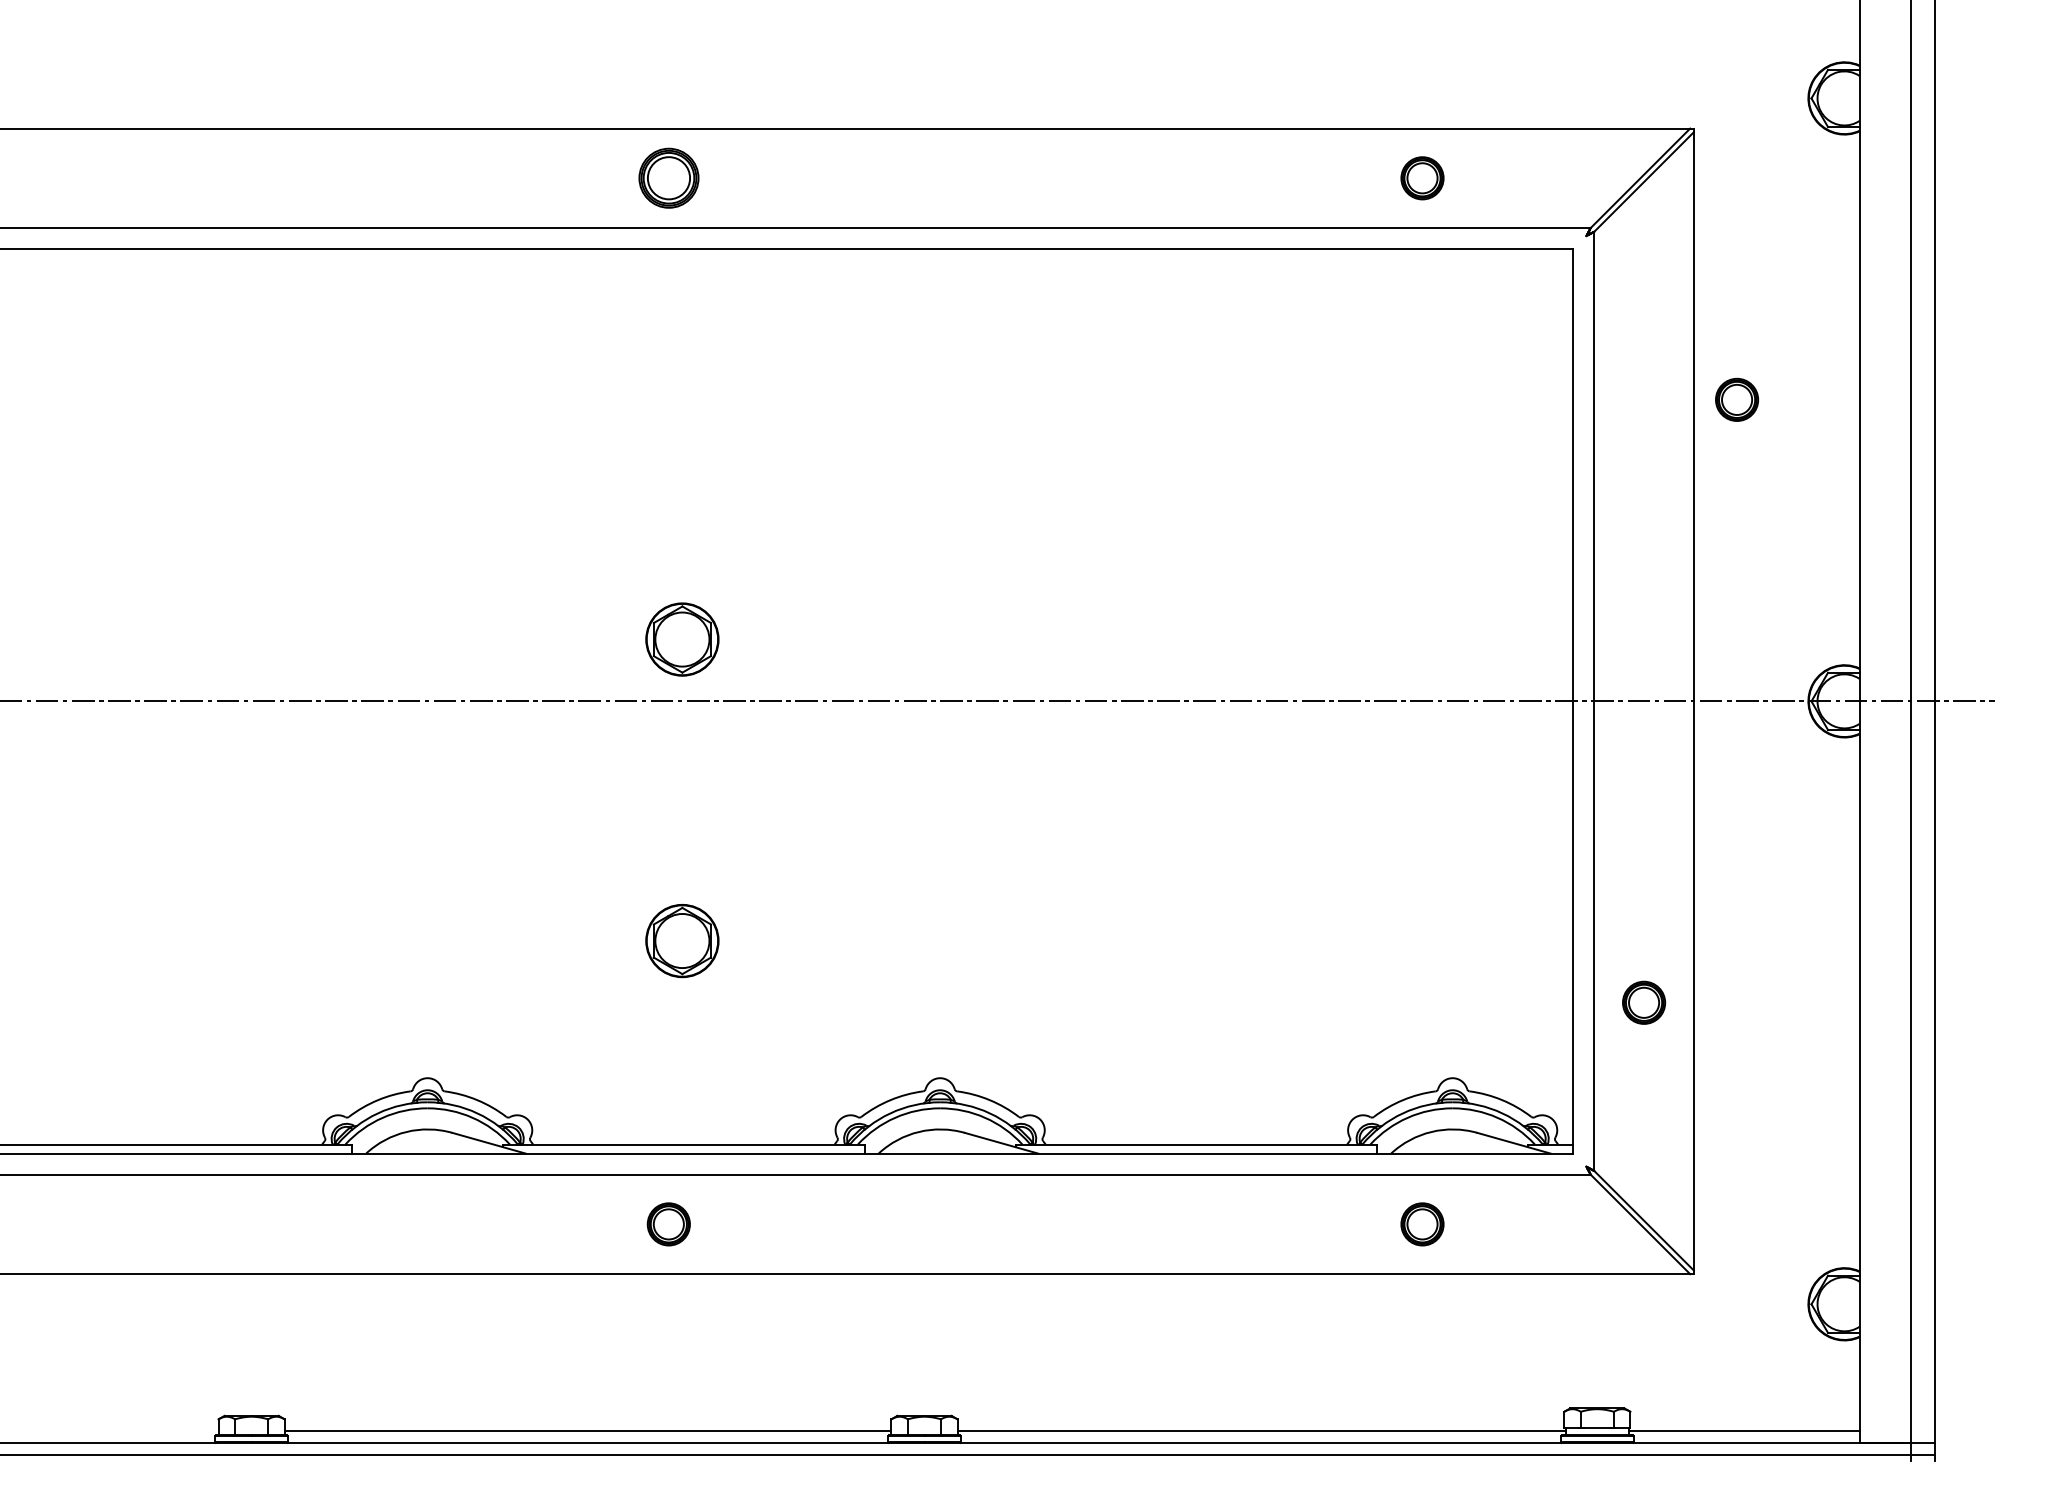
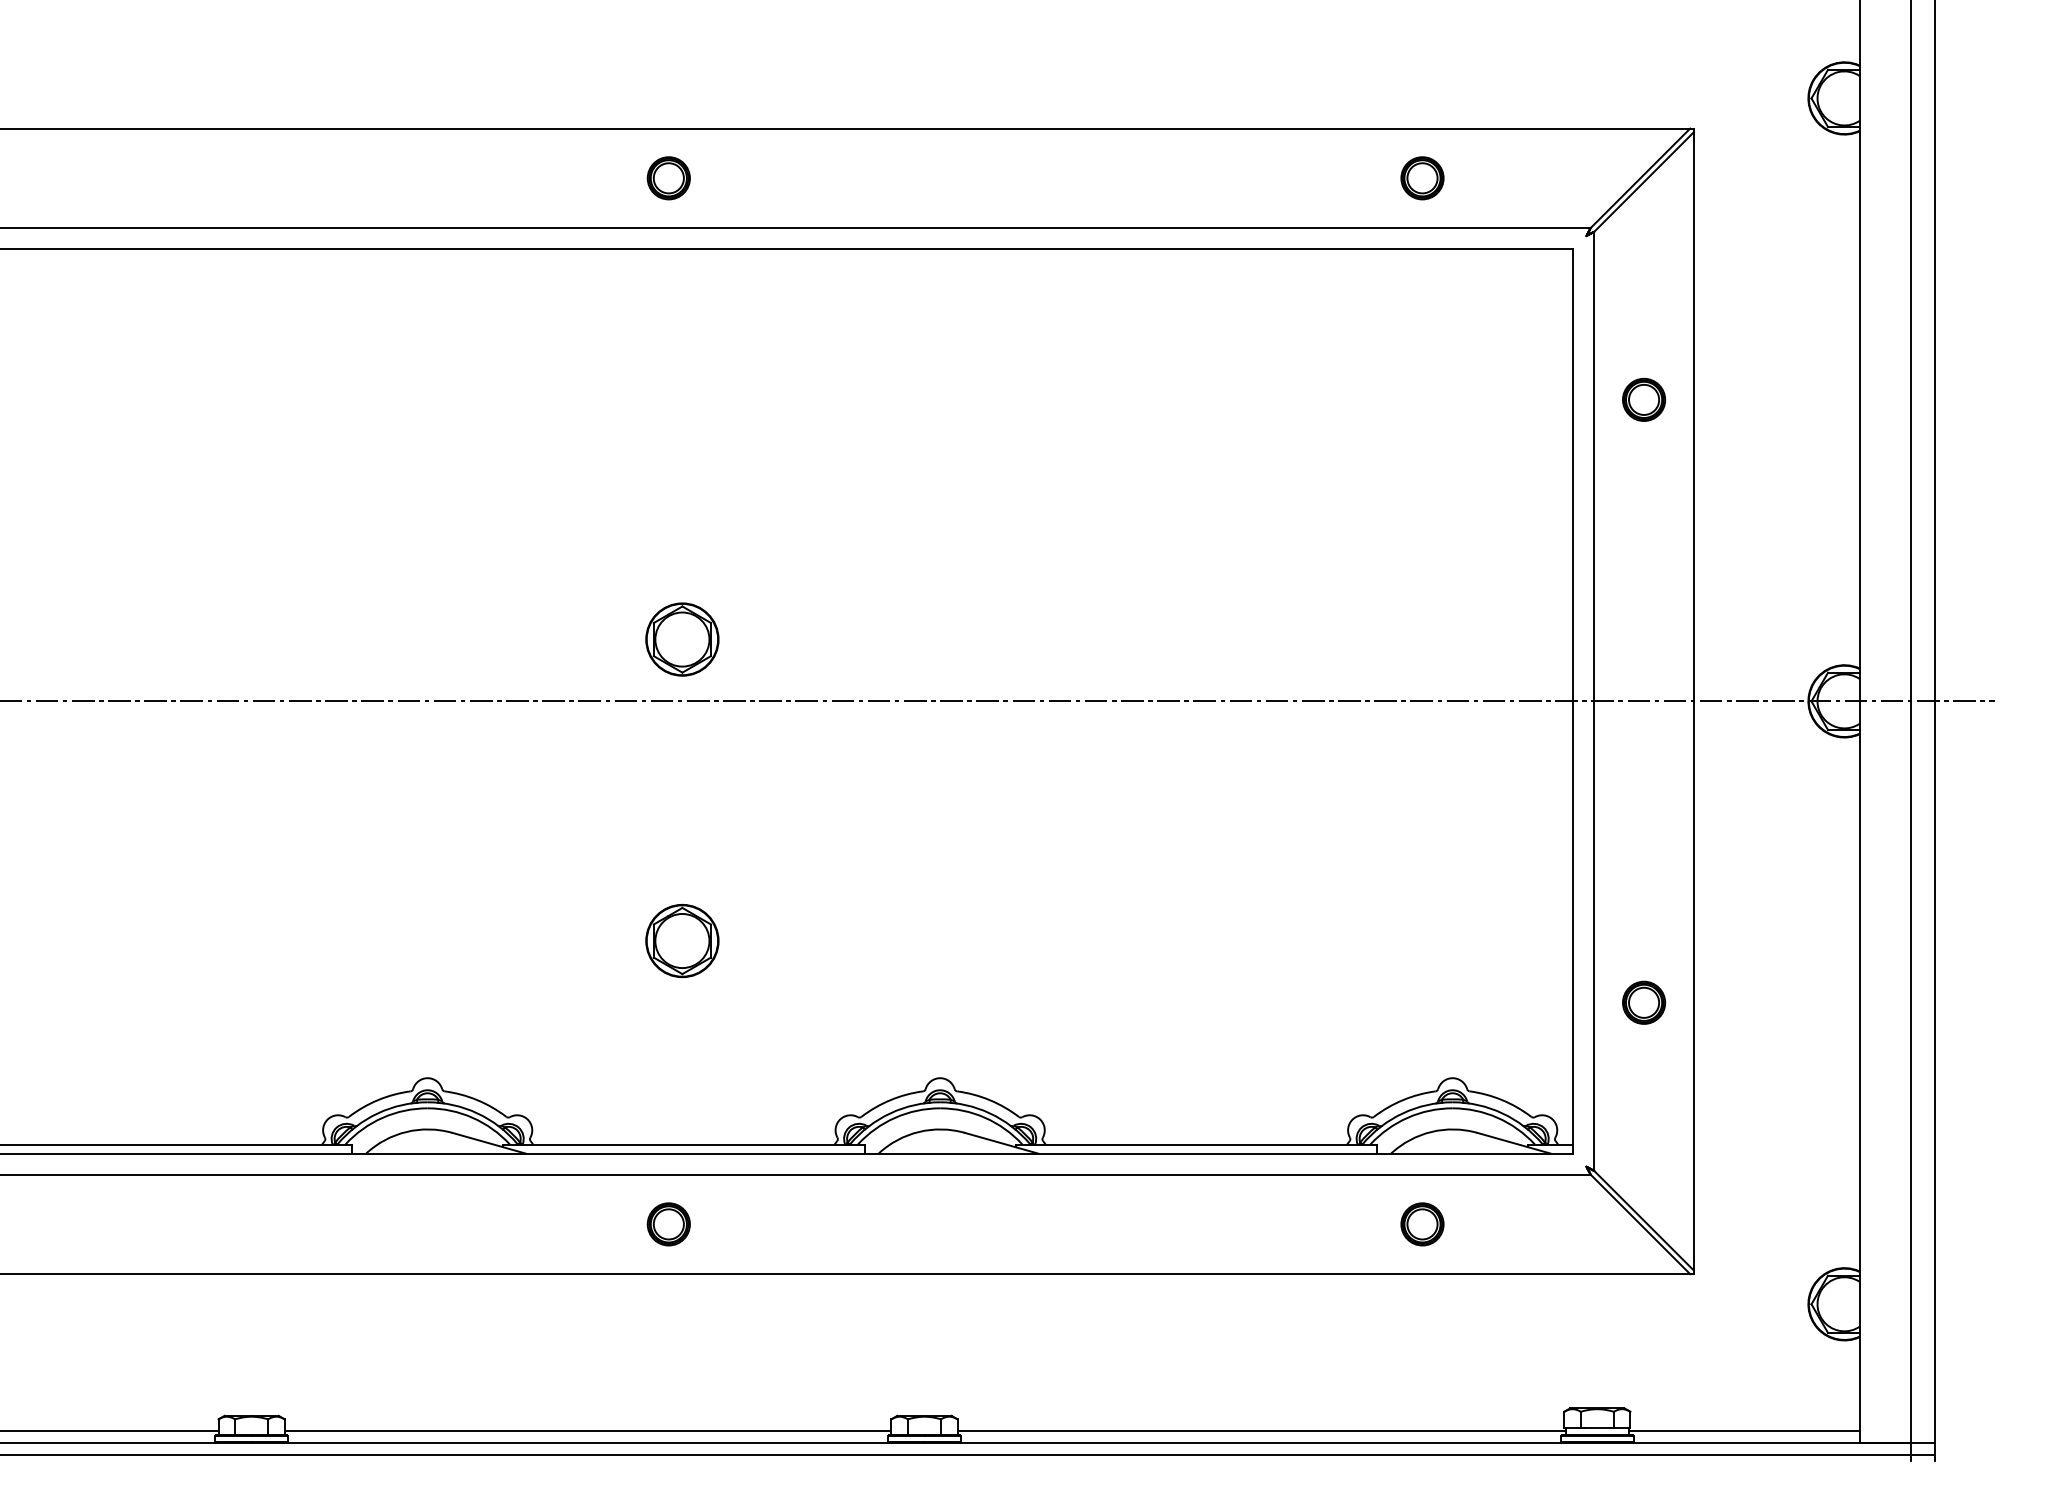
part size: 62x62 px -> 45x45 px (668, 178)
part position: (1737, 399) -> (1644, 399) (1644, 399)
line: none -> present (110, 1430)
